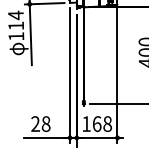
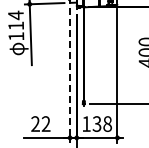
line: solid -> dashed (70, 75)
text: 28 -> 22 (45, 123)
text: 168 -> 138 (96, 123)
